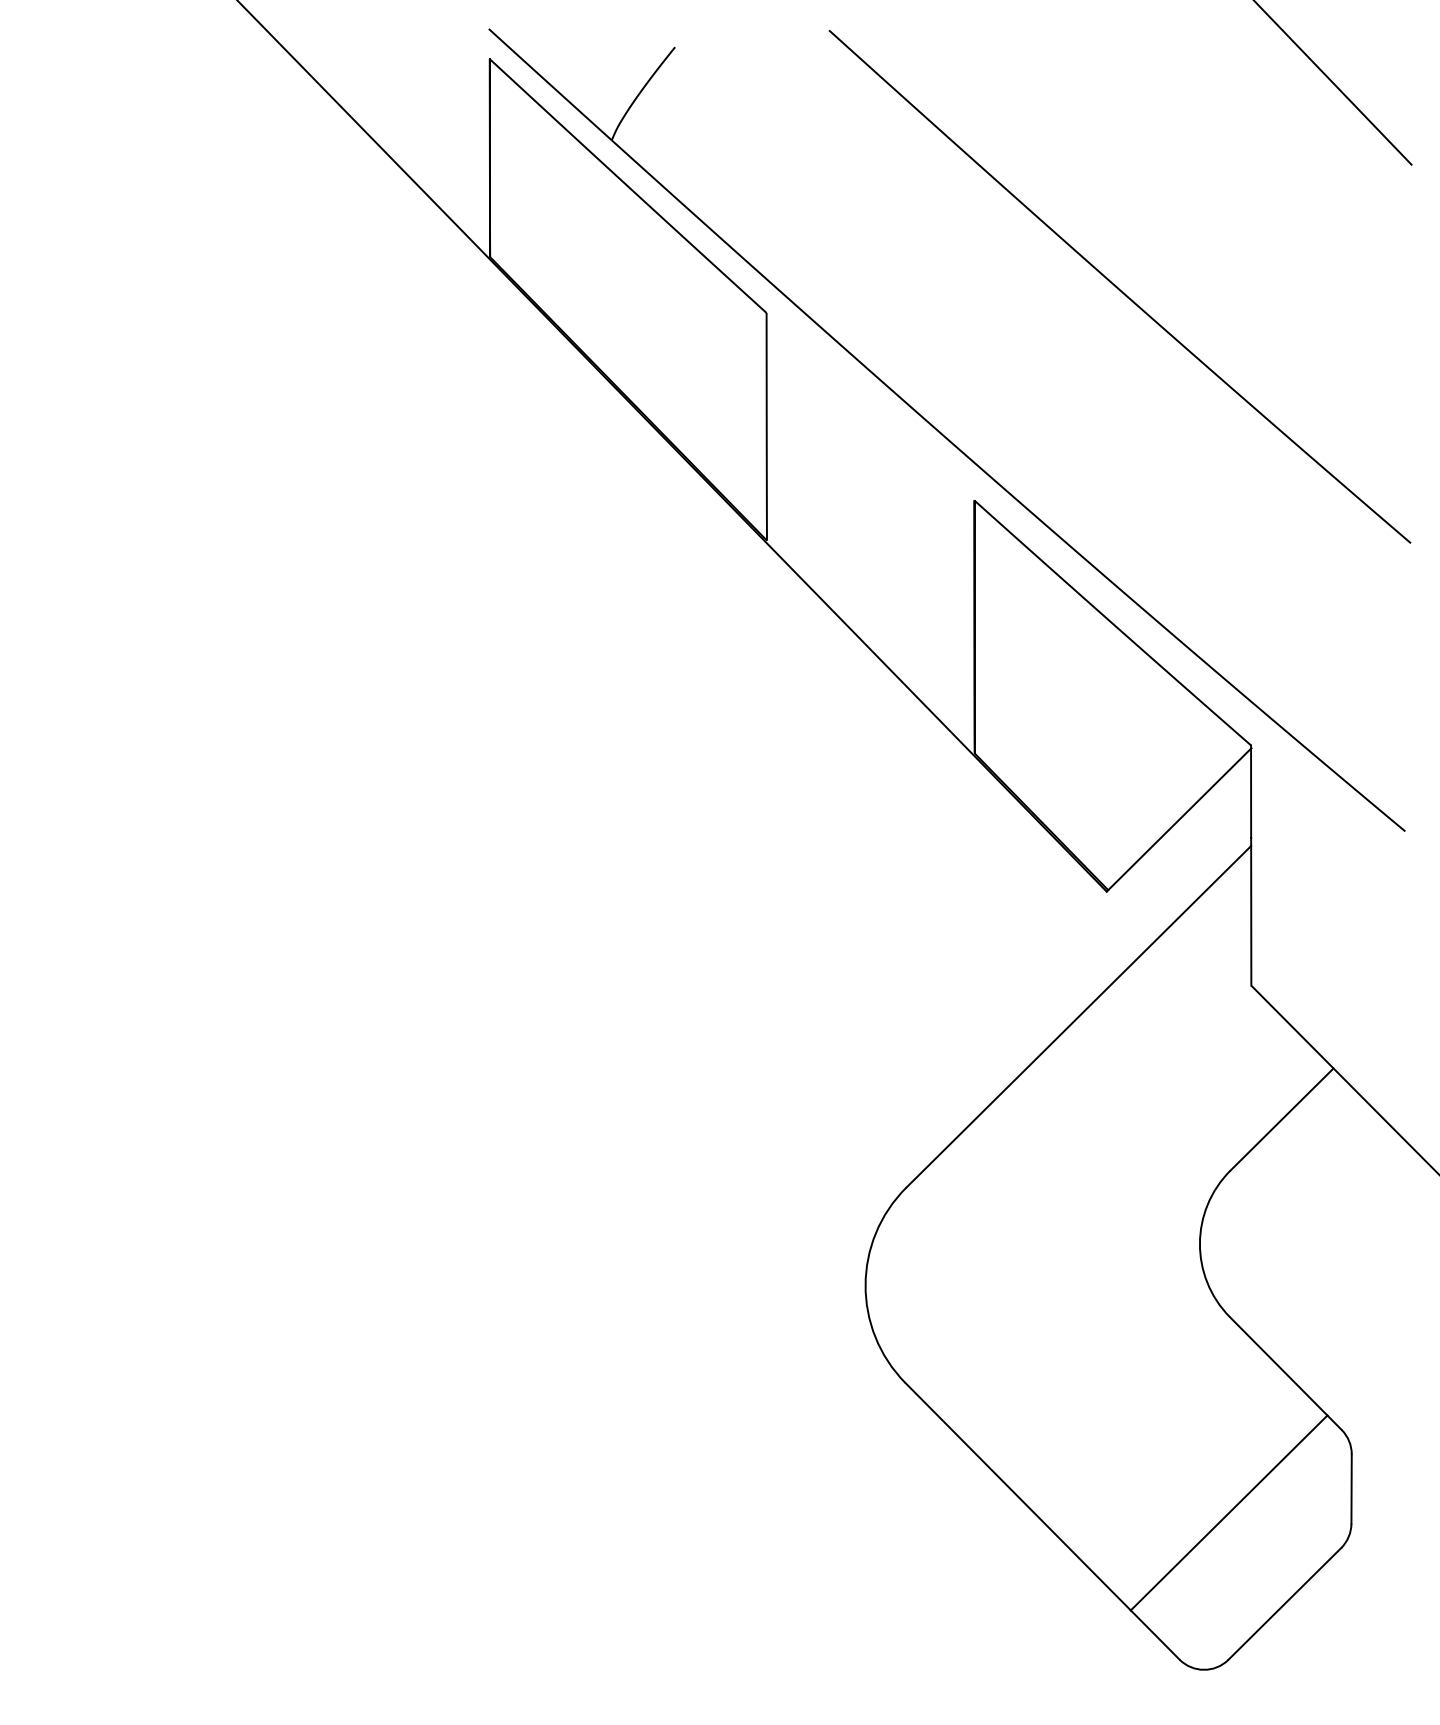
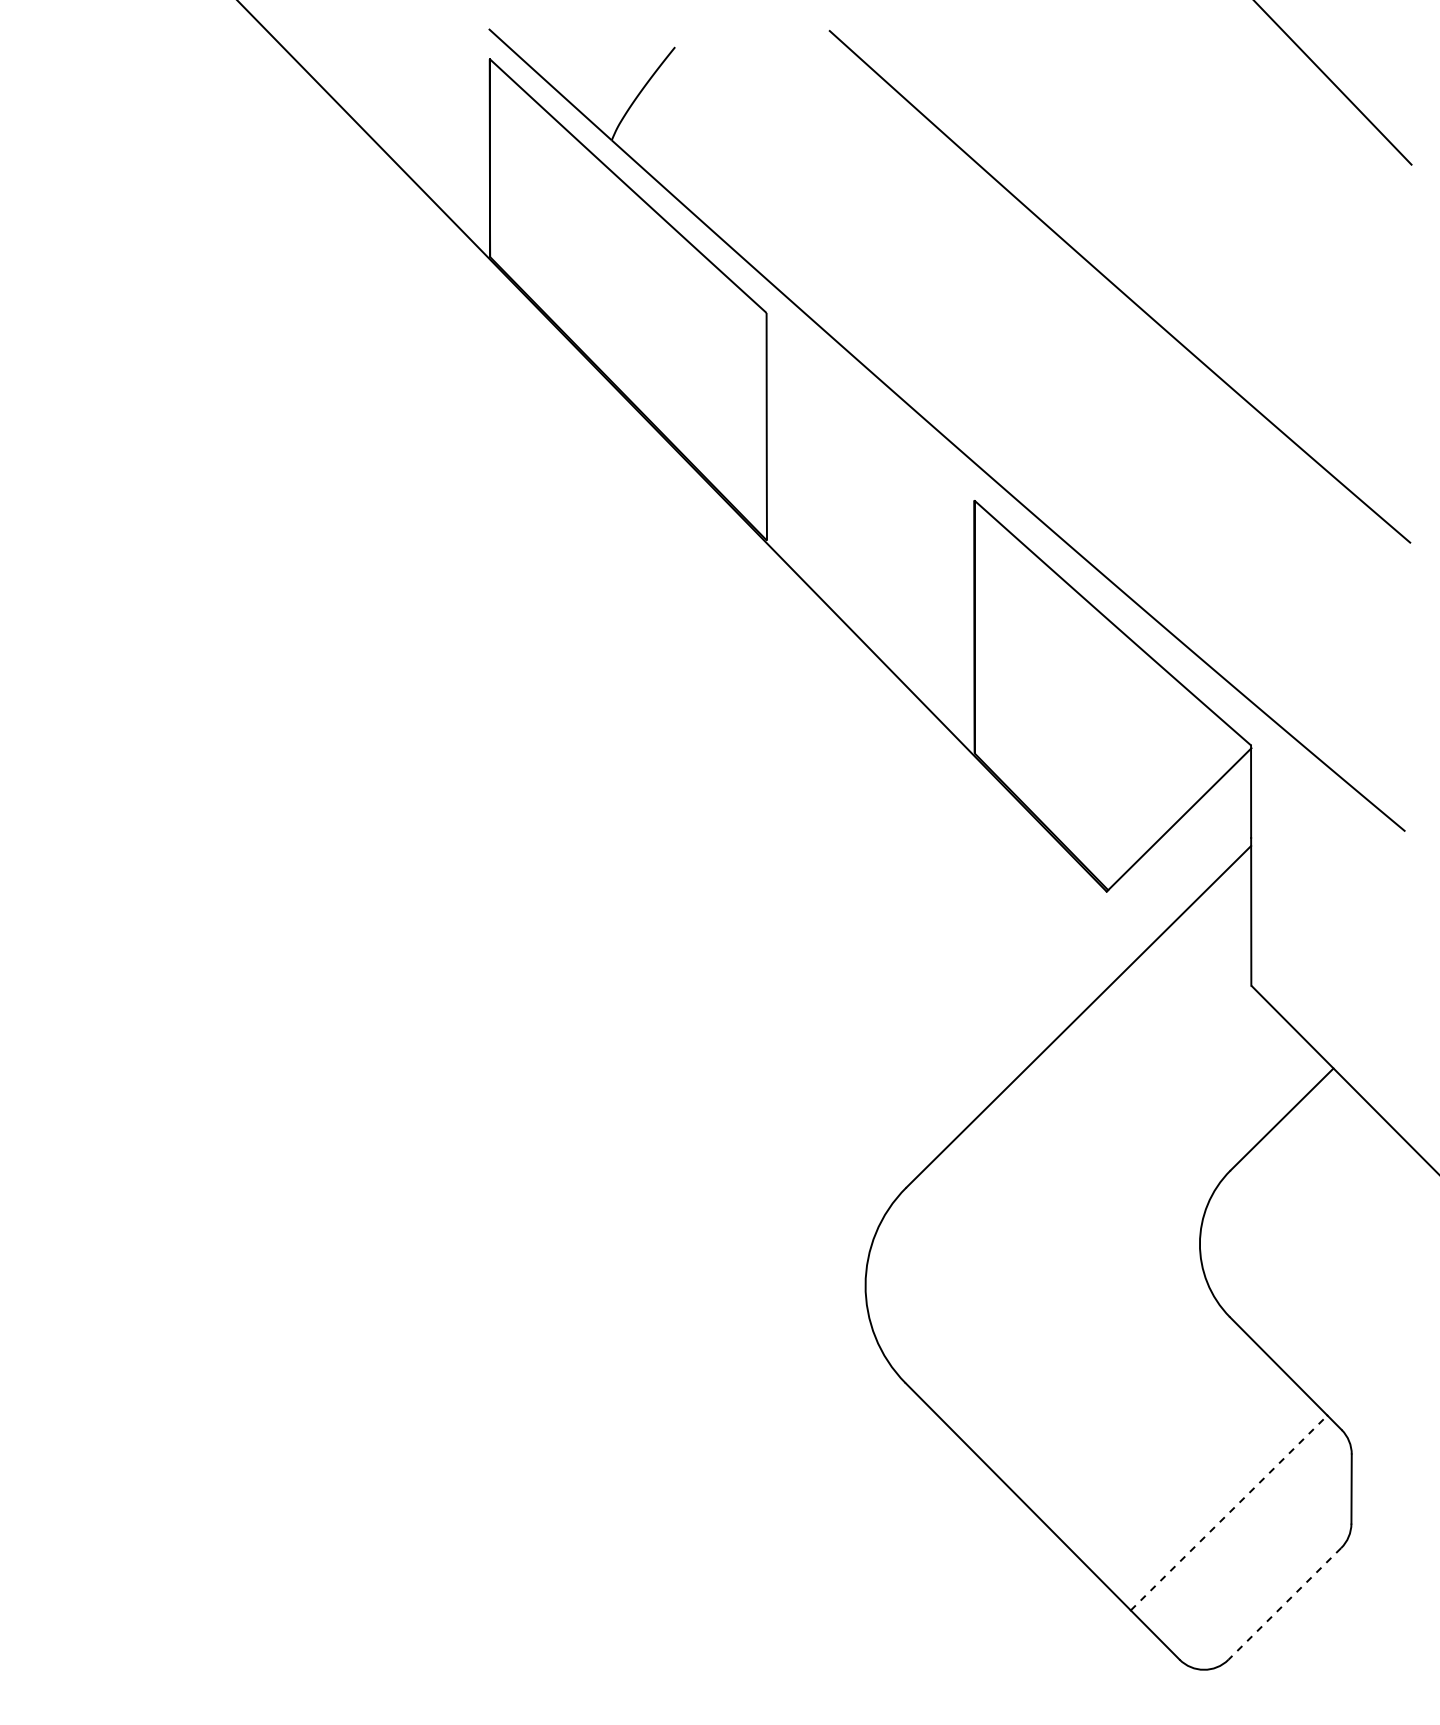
line: solid -> dashed (1229, 1512)
line: solid -> dashed (1284, 1604)
